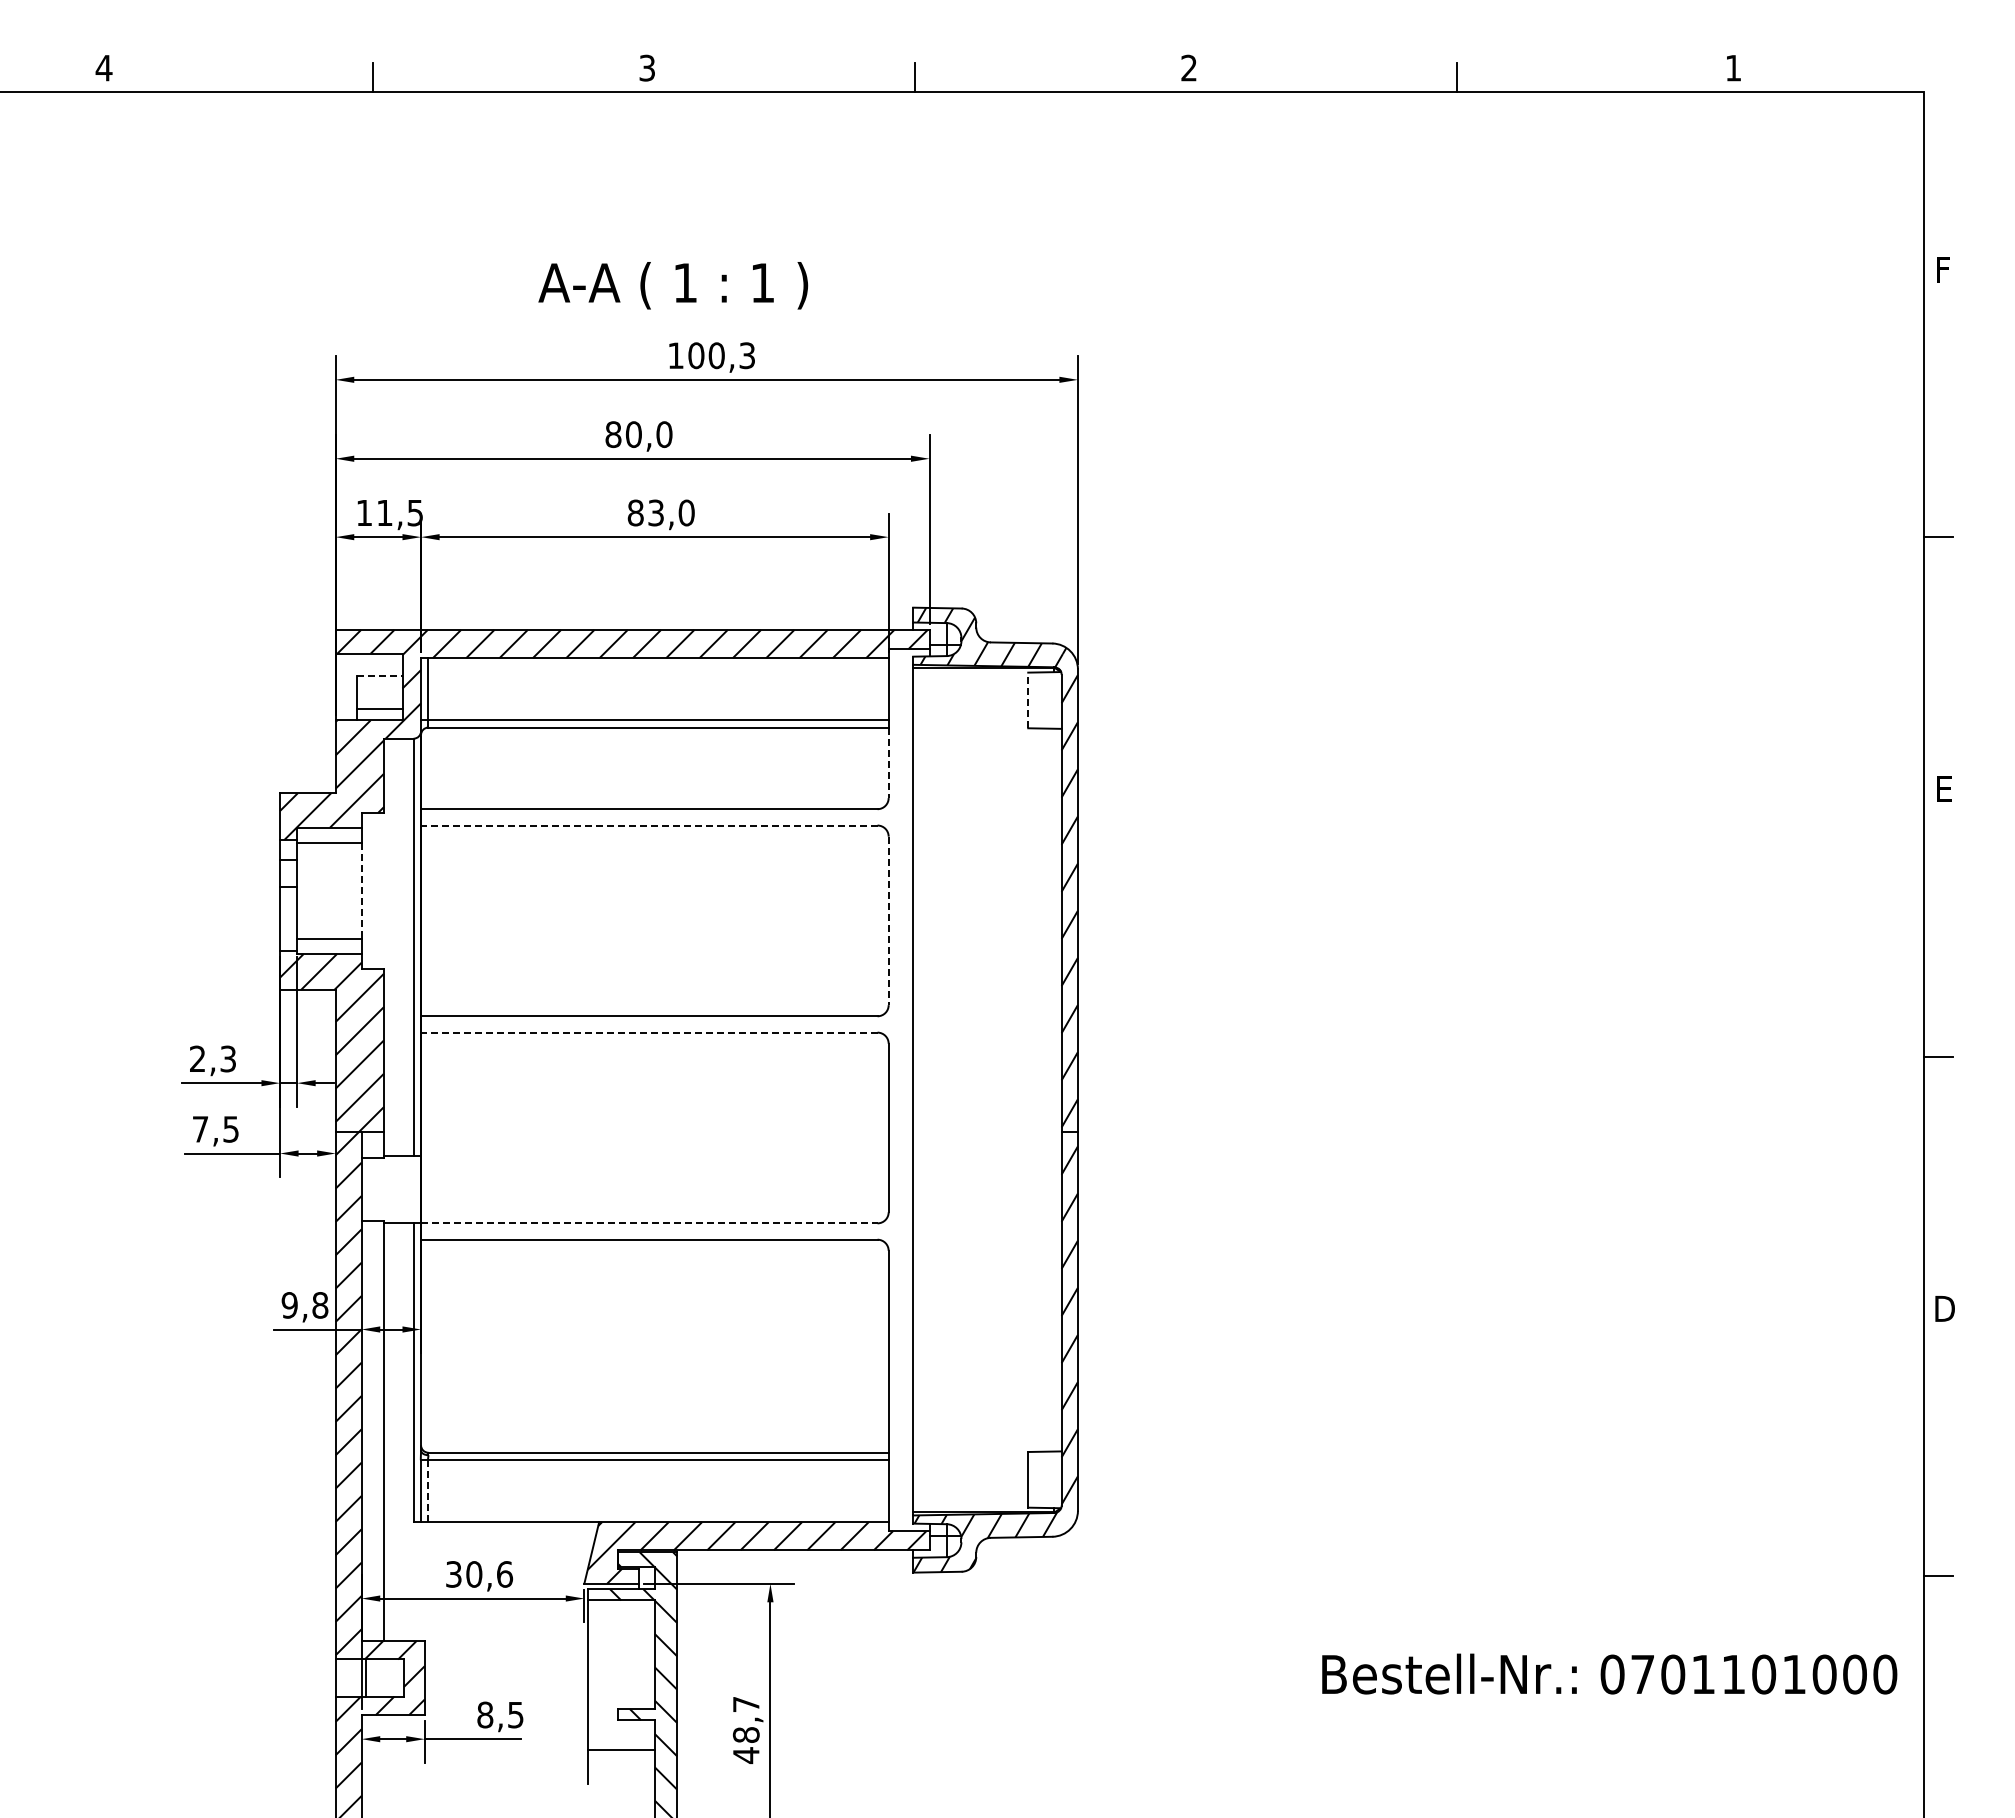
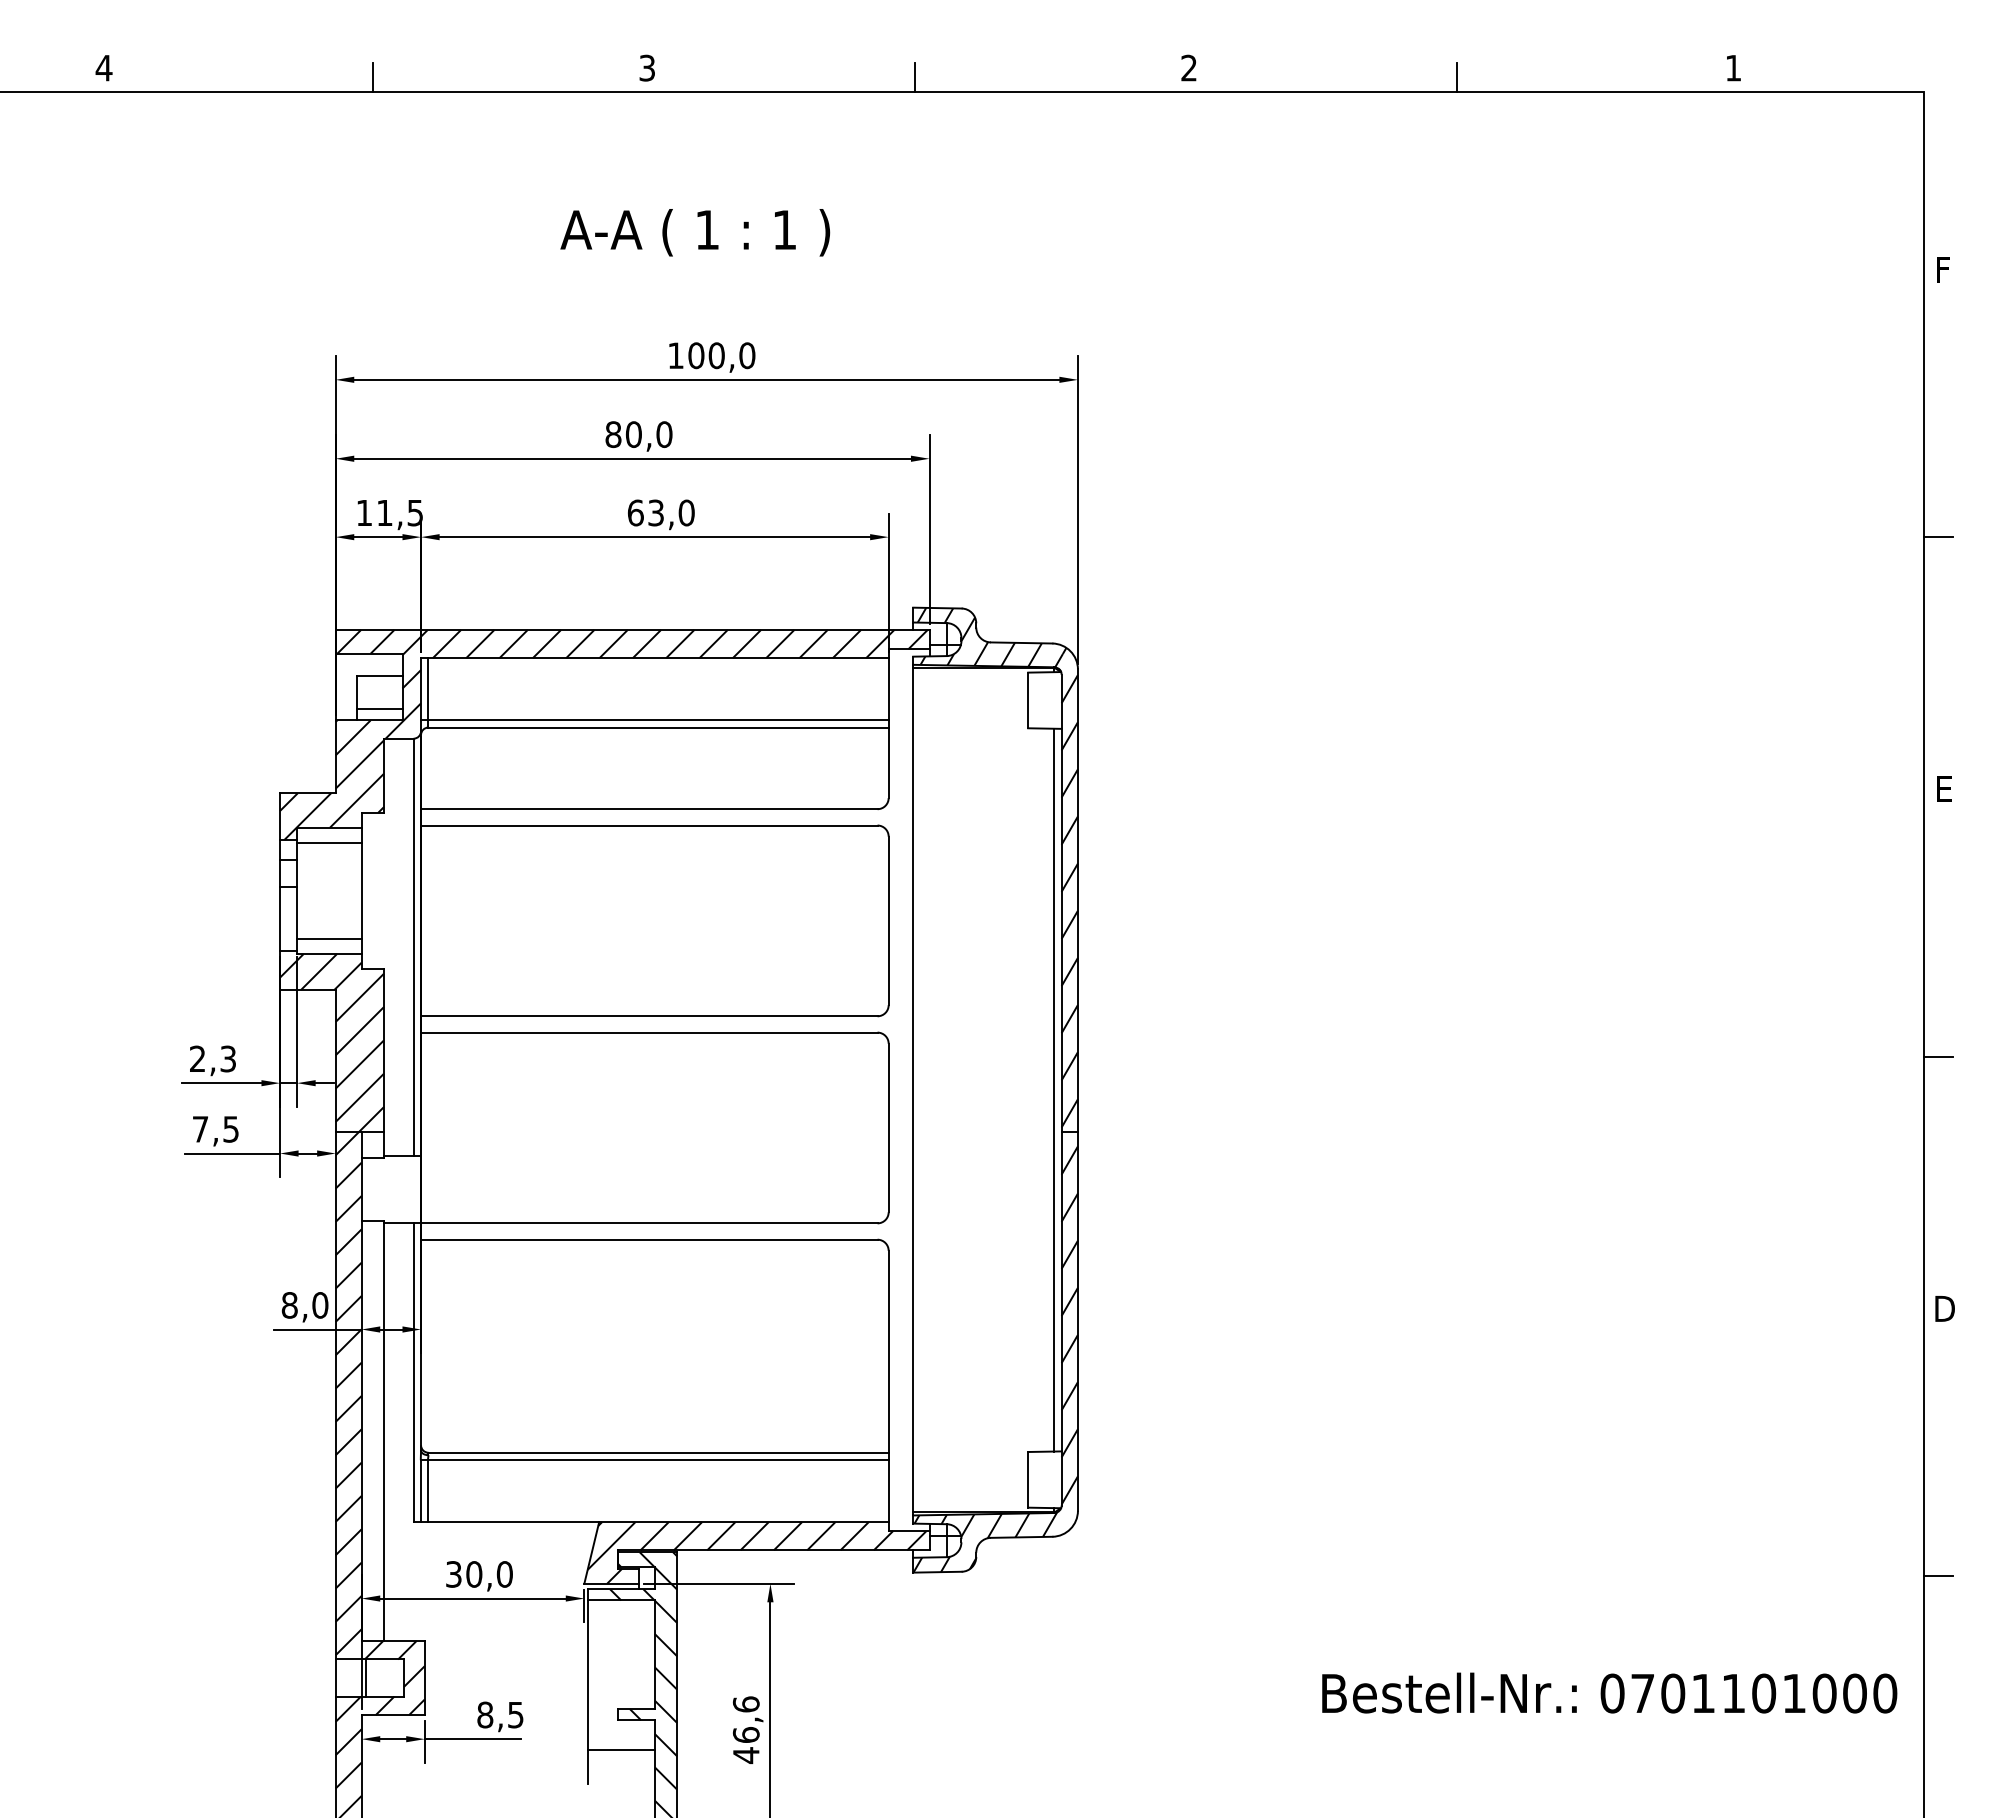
text position: (673, 285) -> (695, 232) (695, 232)
text: 100,3 -> 100,0 (747, 355)
text: 83,0 -> 63,0 (635, 512)
line: dashed -> solid (379, 675)
line: dashed -> solid (1028, 700)
line: dashed -> solid (888, 763)
line: dashed -> solid (648, 825)
line: dashed -> solid (361, 891)
line: dashed -> solid (888, 921)
line: dashed -> solid (648, 1032)
line: none -> present (1054, 1089)
line: dashed -> solid (649, 1223)
text: 9,8 -> 8,0 (304, 1305)
line: dashed -> solid (428, 1491)
text: 30,6 -> 30,0 (504, 1574)
text position: (1609, 1673) -> (1609, 1692) (1609, 1692)
text: 48,7 -> 46,6 (745, 1719)
